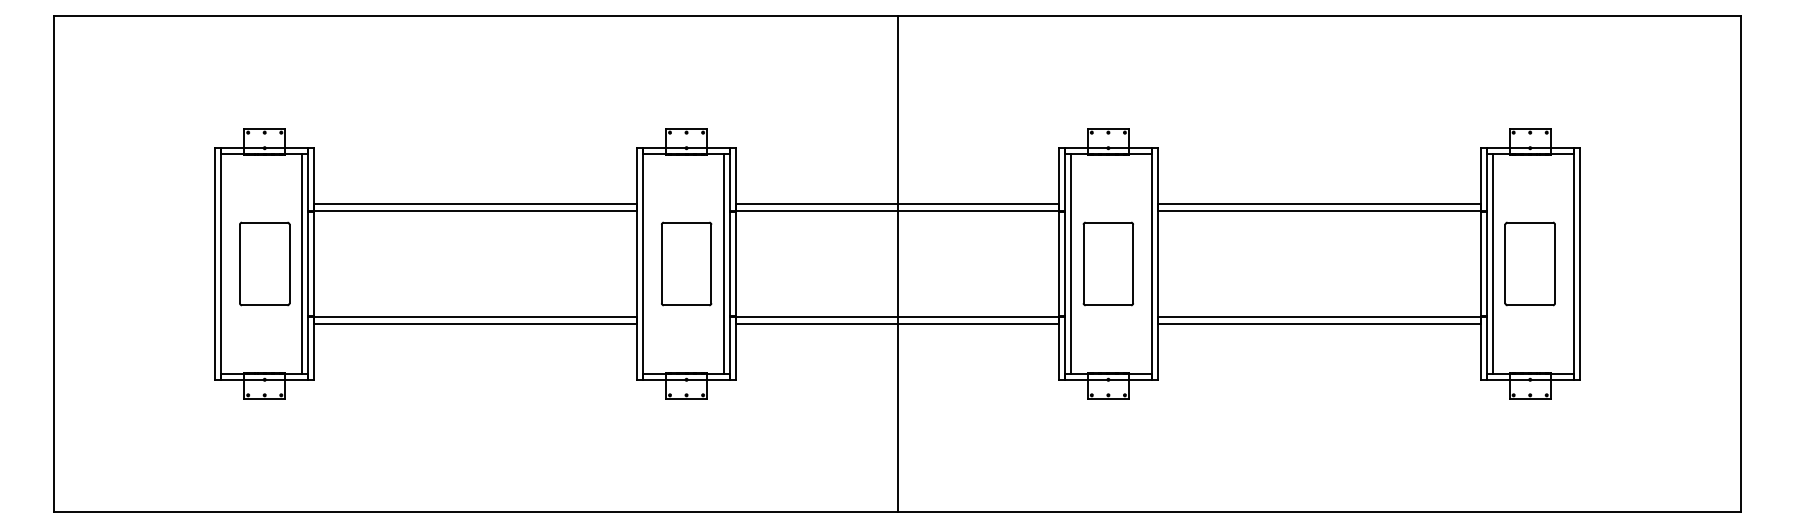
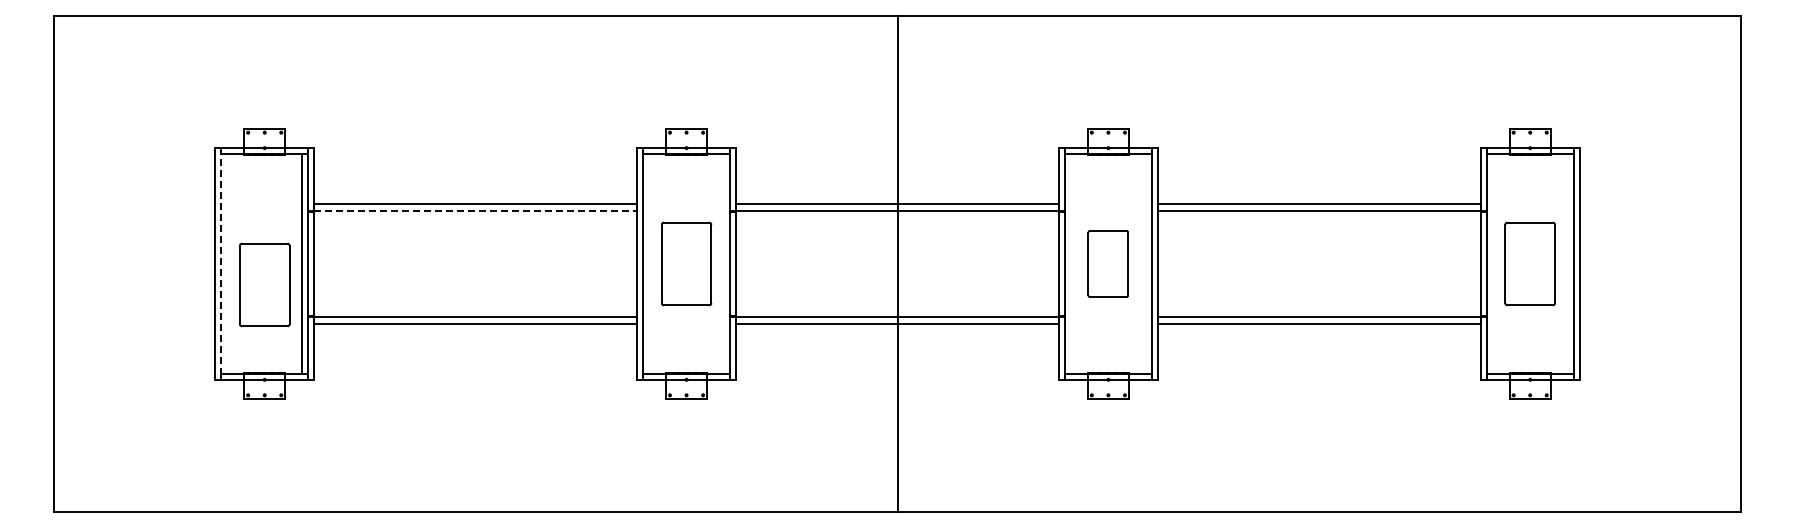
line: solid -> dashed (476, 210)
line: solid -> dashed (221, 263)
part position: (264, 263) -> (264, 284) (264, 284)
line: present -> none (723, 263)
line: present -> none (1071, 263)
part size: 52x86 px -> 42x68 px (1107, 263)
line: present -> none (1492, 263)
